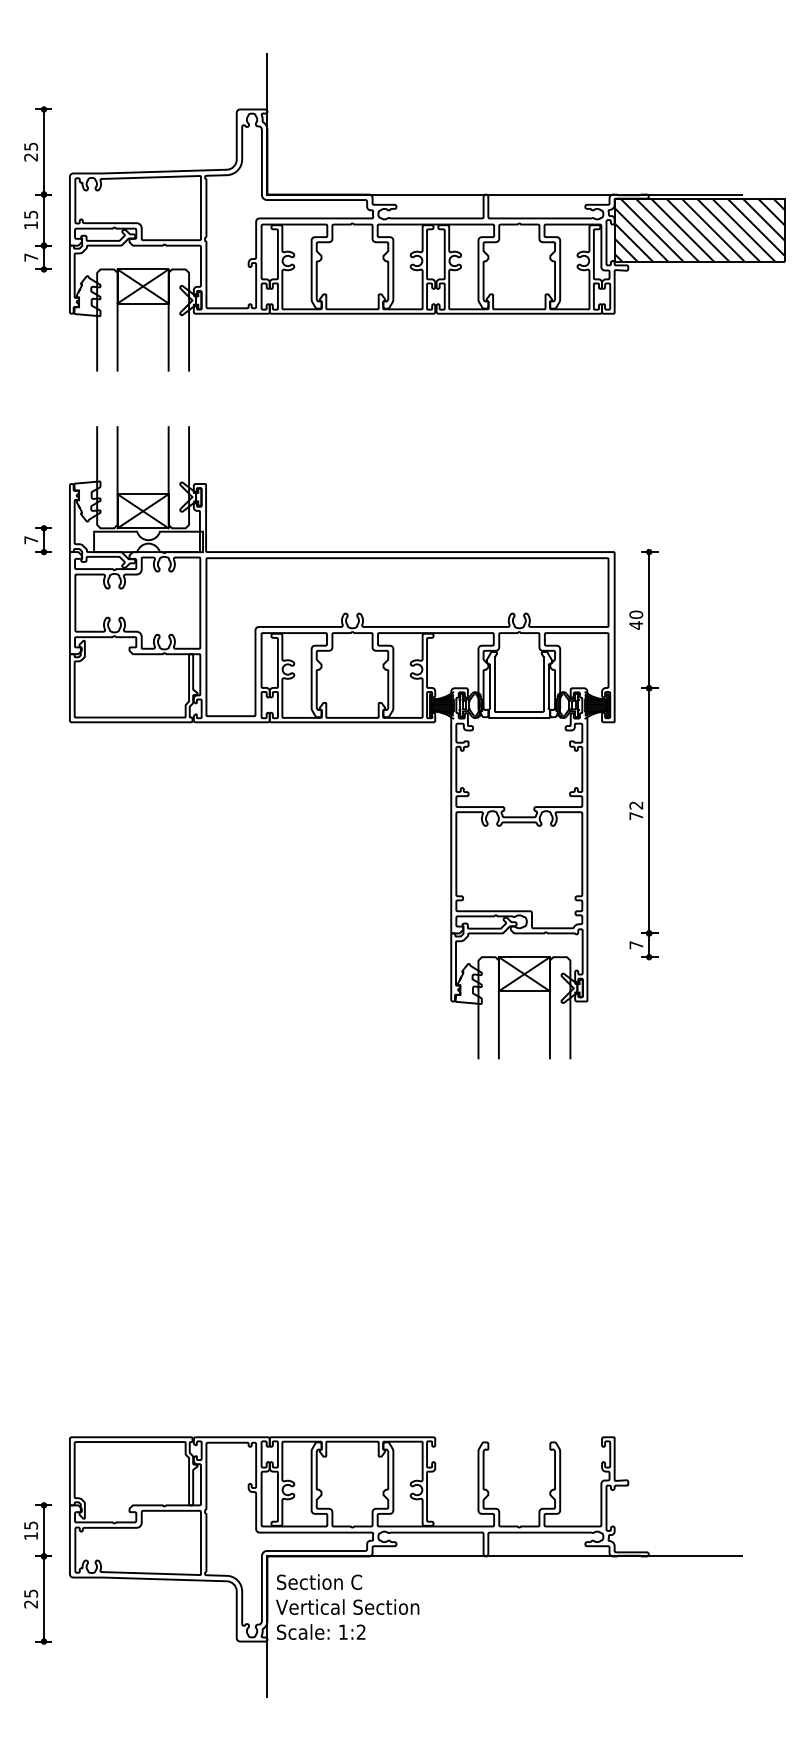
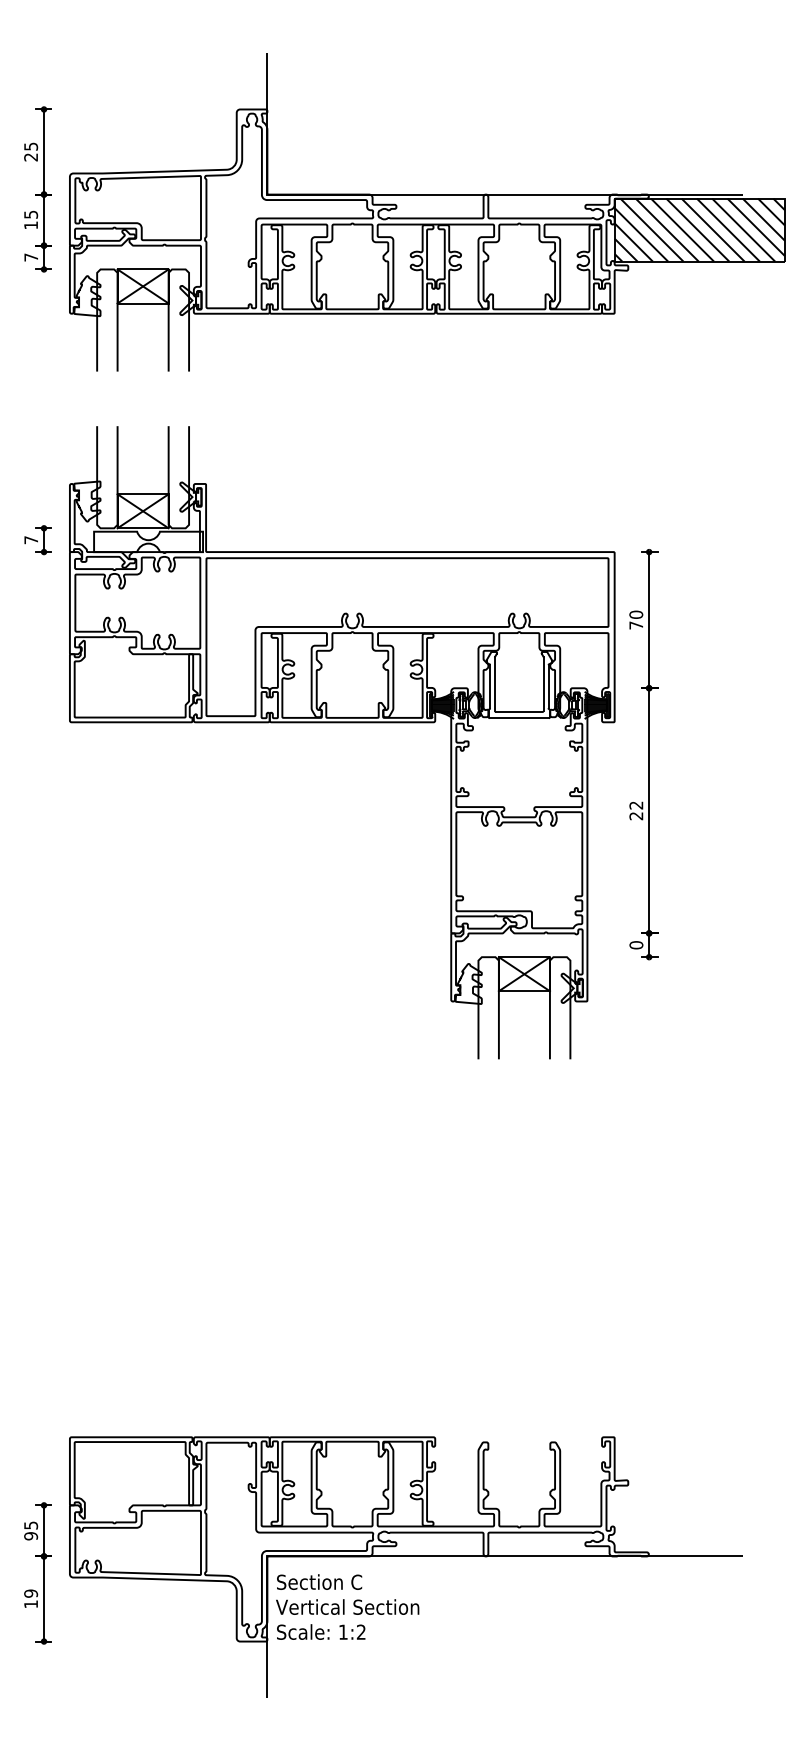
text: 40 -> 70 (635, 625)
text: 72 -> 22 (636, 816)
text: 7 -> 0 (636, 945)
text: 15 -> 95 (31, 1536)
text: 25 -> 19 (30, 1598)
